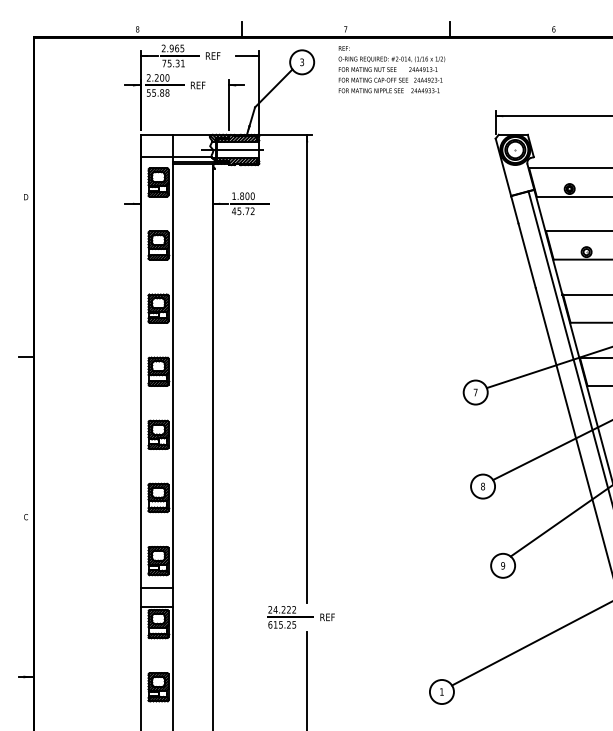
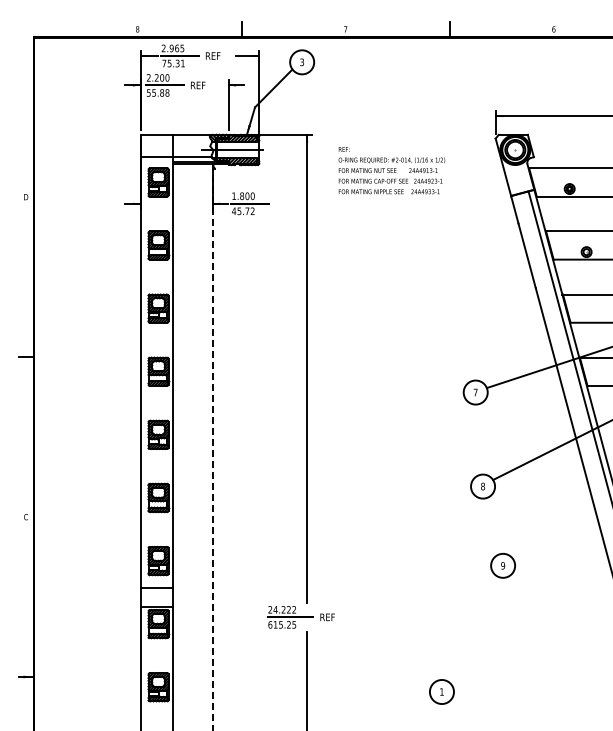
text position: (391, 69) -> (391, 170) (391, 170)
line: solid -> dashed (212, 447)
line: present -> none (559, 521)
line: present -> none (530, 643)
